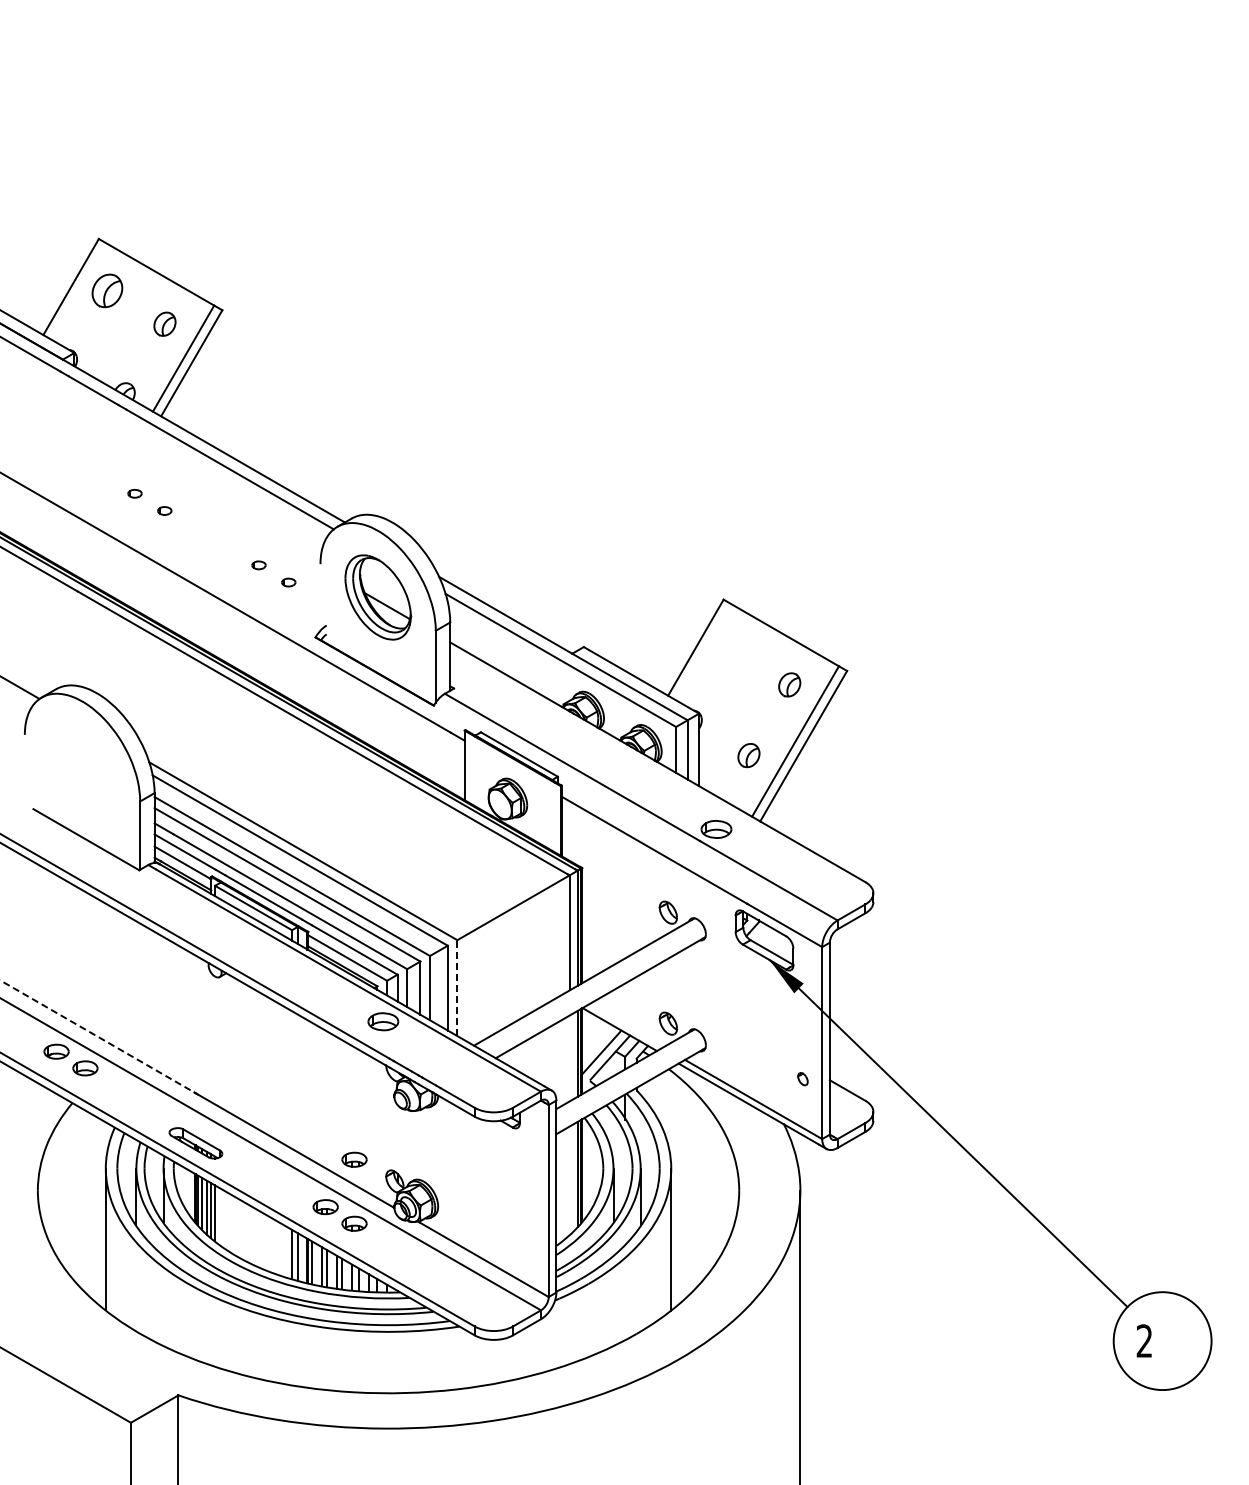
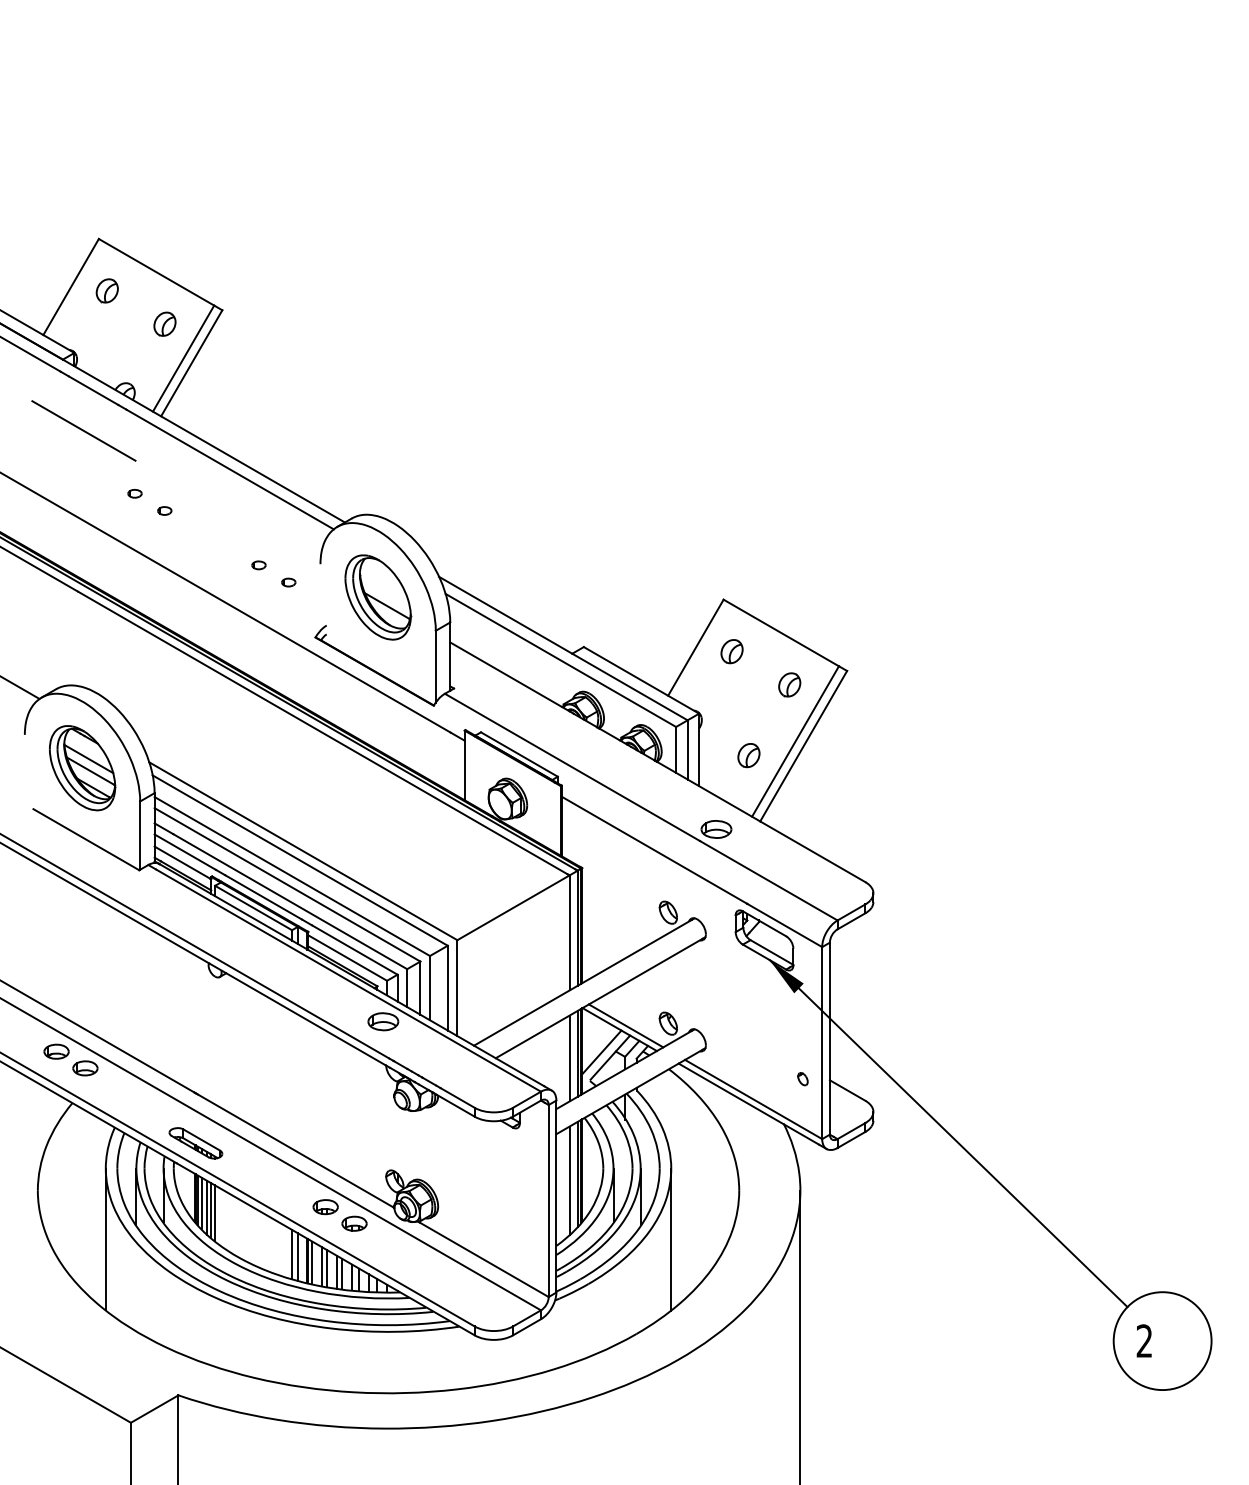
part size: 33x36 px -> 24x26 px (106, 290)
line: none -> present (83, 430)
part: none -> present (731, 651)
part: none -> present (82, 768)
line: dashed -> solid (457, 988)
line: none -> present (625, 1025)
line: dashed -> solid (97, 1036)
line: none -> present (569, 1058)
part: present -> none (354, 1159)
line: none -> present (569, 1180)
